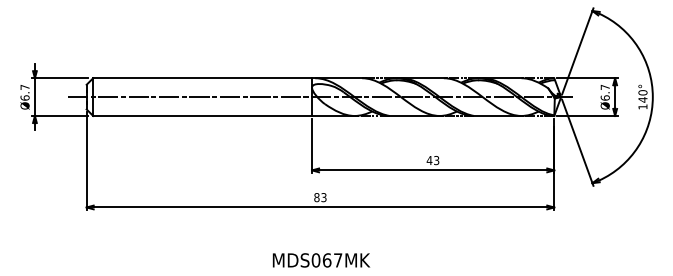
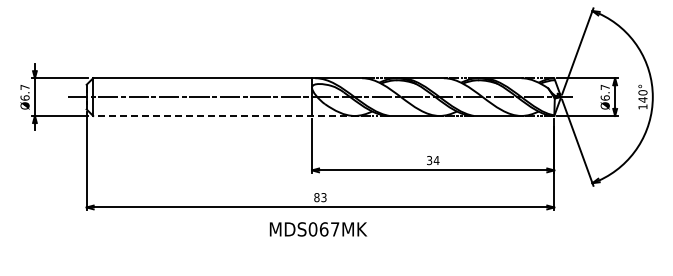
line: solid -> dashed (225, 115)
text: 43 -> 34 (432, 160)
text position: (321, 260) -> (318, 229) (318, 229)
